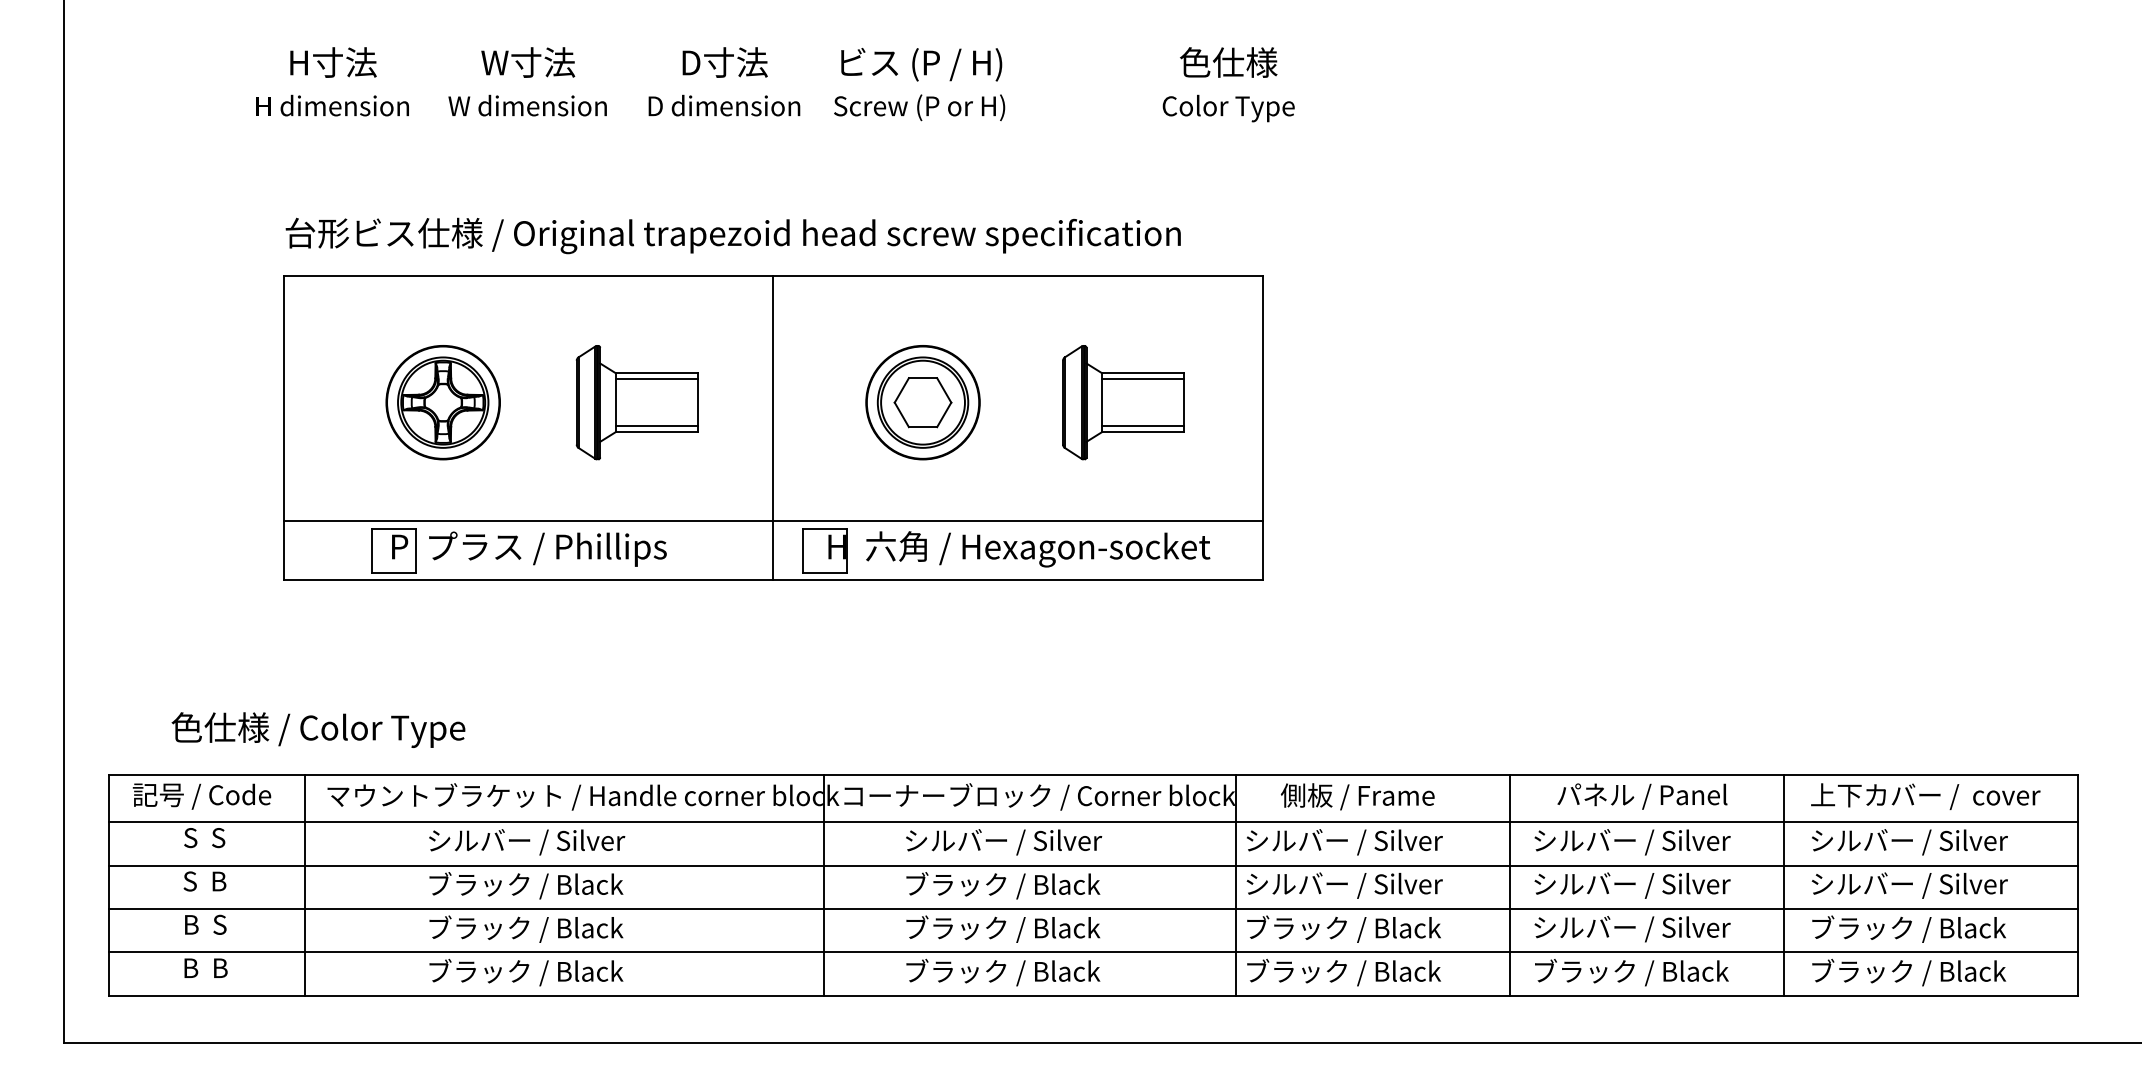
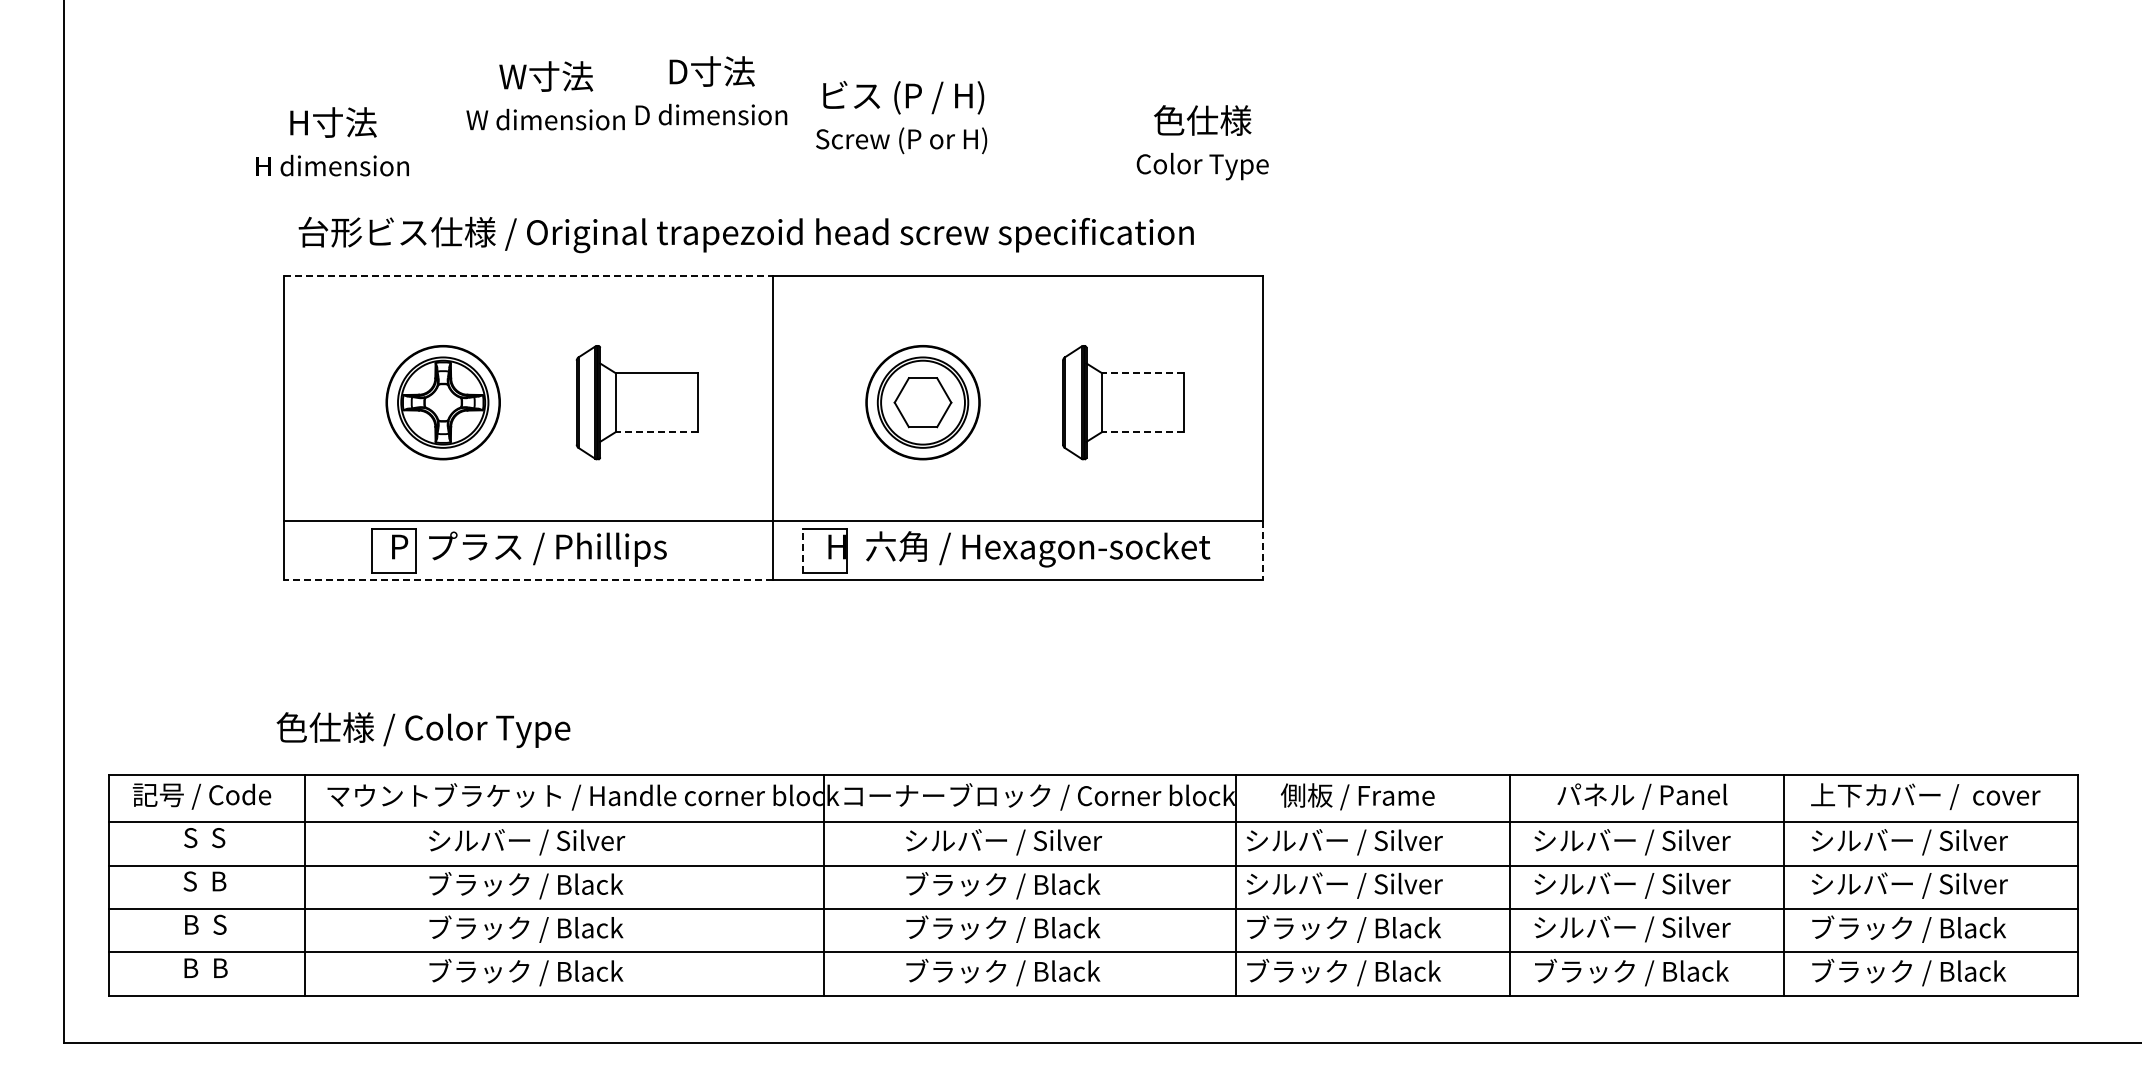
text position: (332, 81) -> (332, 141) (332, 141)
text position: (527, 81) -> (545, 95) (545, 95)
text position: (724, 81) -> (711, 90) (711, 90)
text position: (919, 84) -> (901, 117) (901, 117)
text position: (1228, 84) -> (1202, 142) (1202, 142)
text position: (732, 235) -> (745, 234) (745, 234)
line: solid -> dashed (528, 275)
line: solid -> dashed (1142, 373)
line: present -> none (656, 379)
line: present -> none (1143, 379)
line: present -> none (656, 426)
line: present -> none (1143, 426)
line: solid -> dashed (656, 432)
line: solid -> dashed (1142, 432)
line: solid -> dashed (803, 550)
line: solid -> dashed (1262, 550)
line: solid -> dashed (528, 579)
text position: (318, 729) -> (423, 729) (423, 729)
